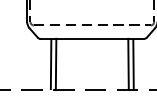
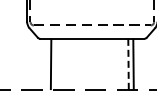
line: present -> none (55, 64)
line: solid -> dashed (128, 64)
